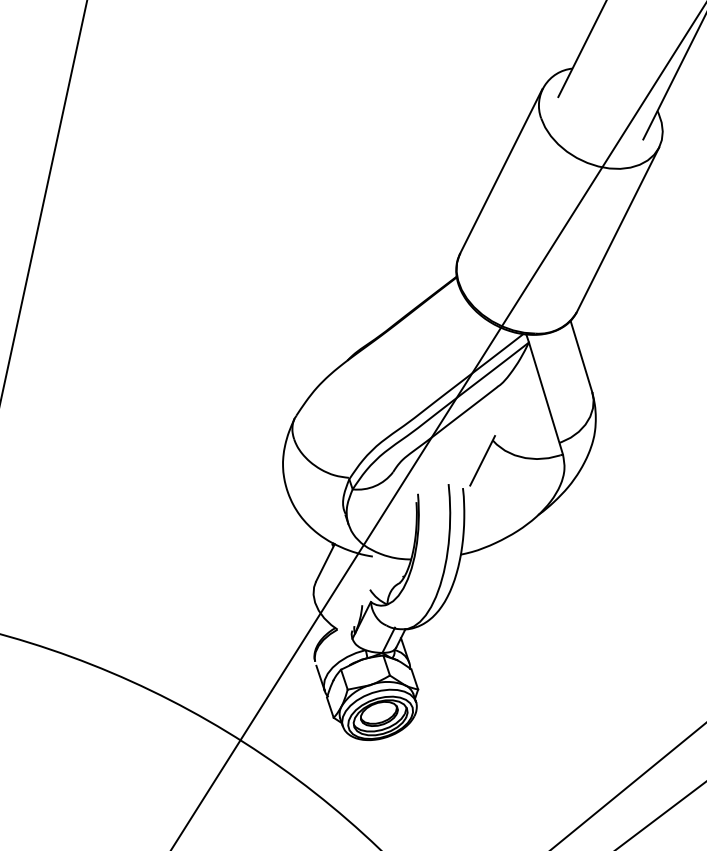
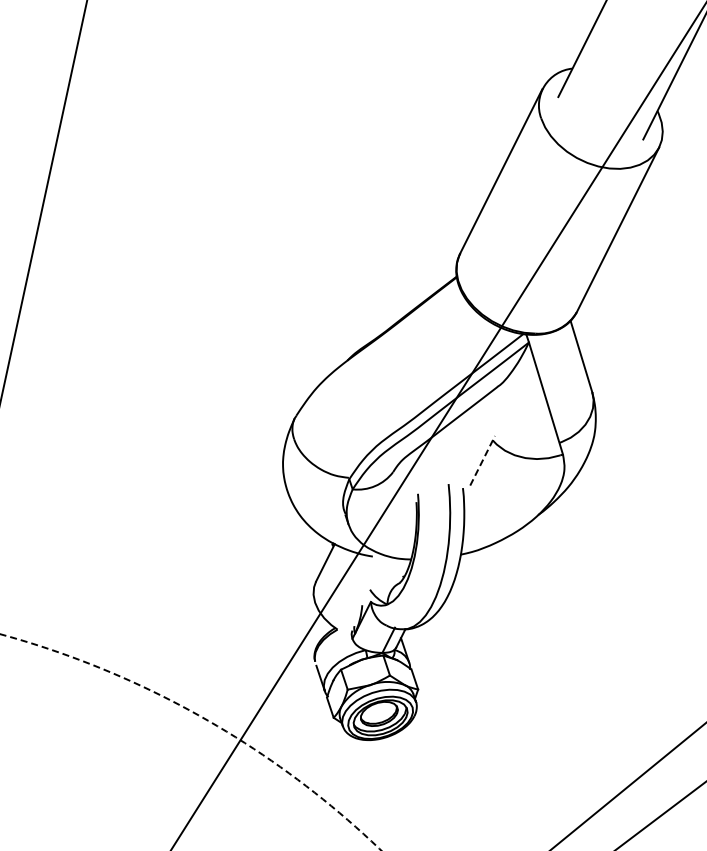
line: solid -> dashed (482, 460)
circle: solid -> dashed (190, 742)
